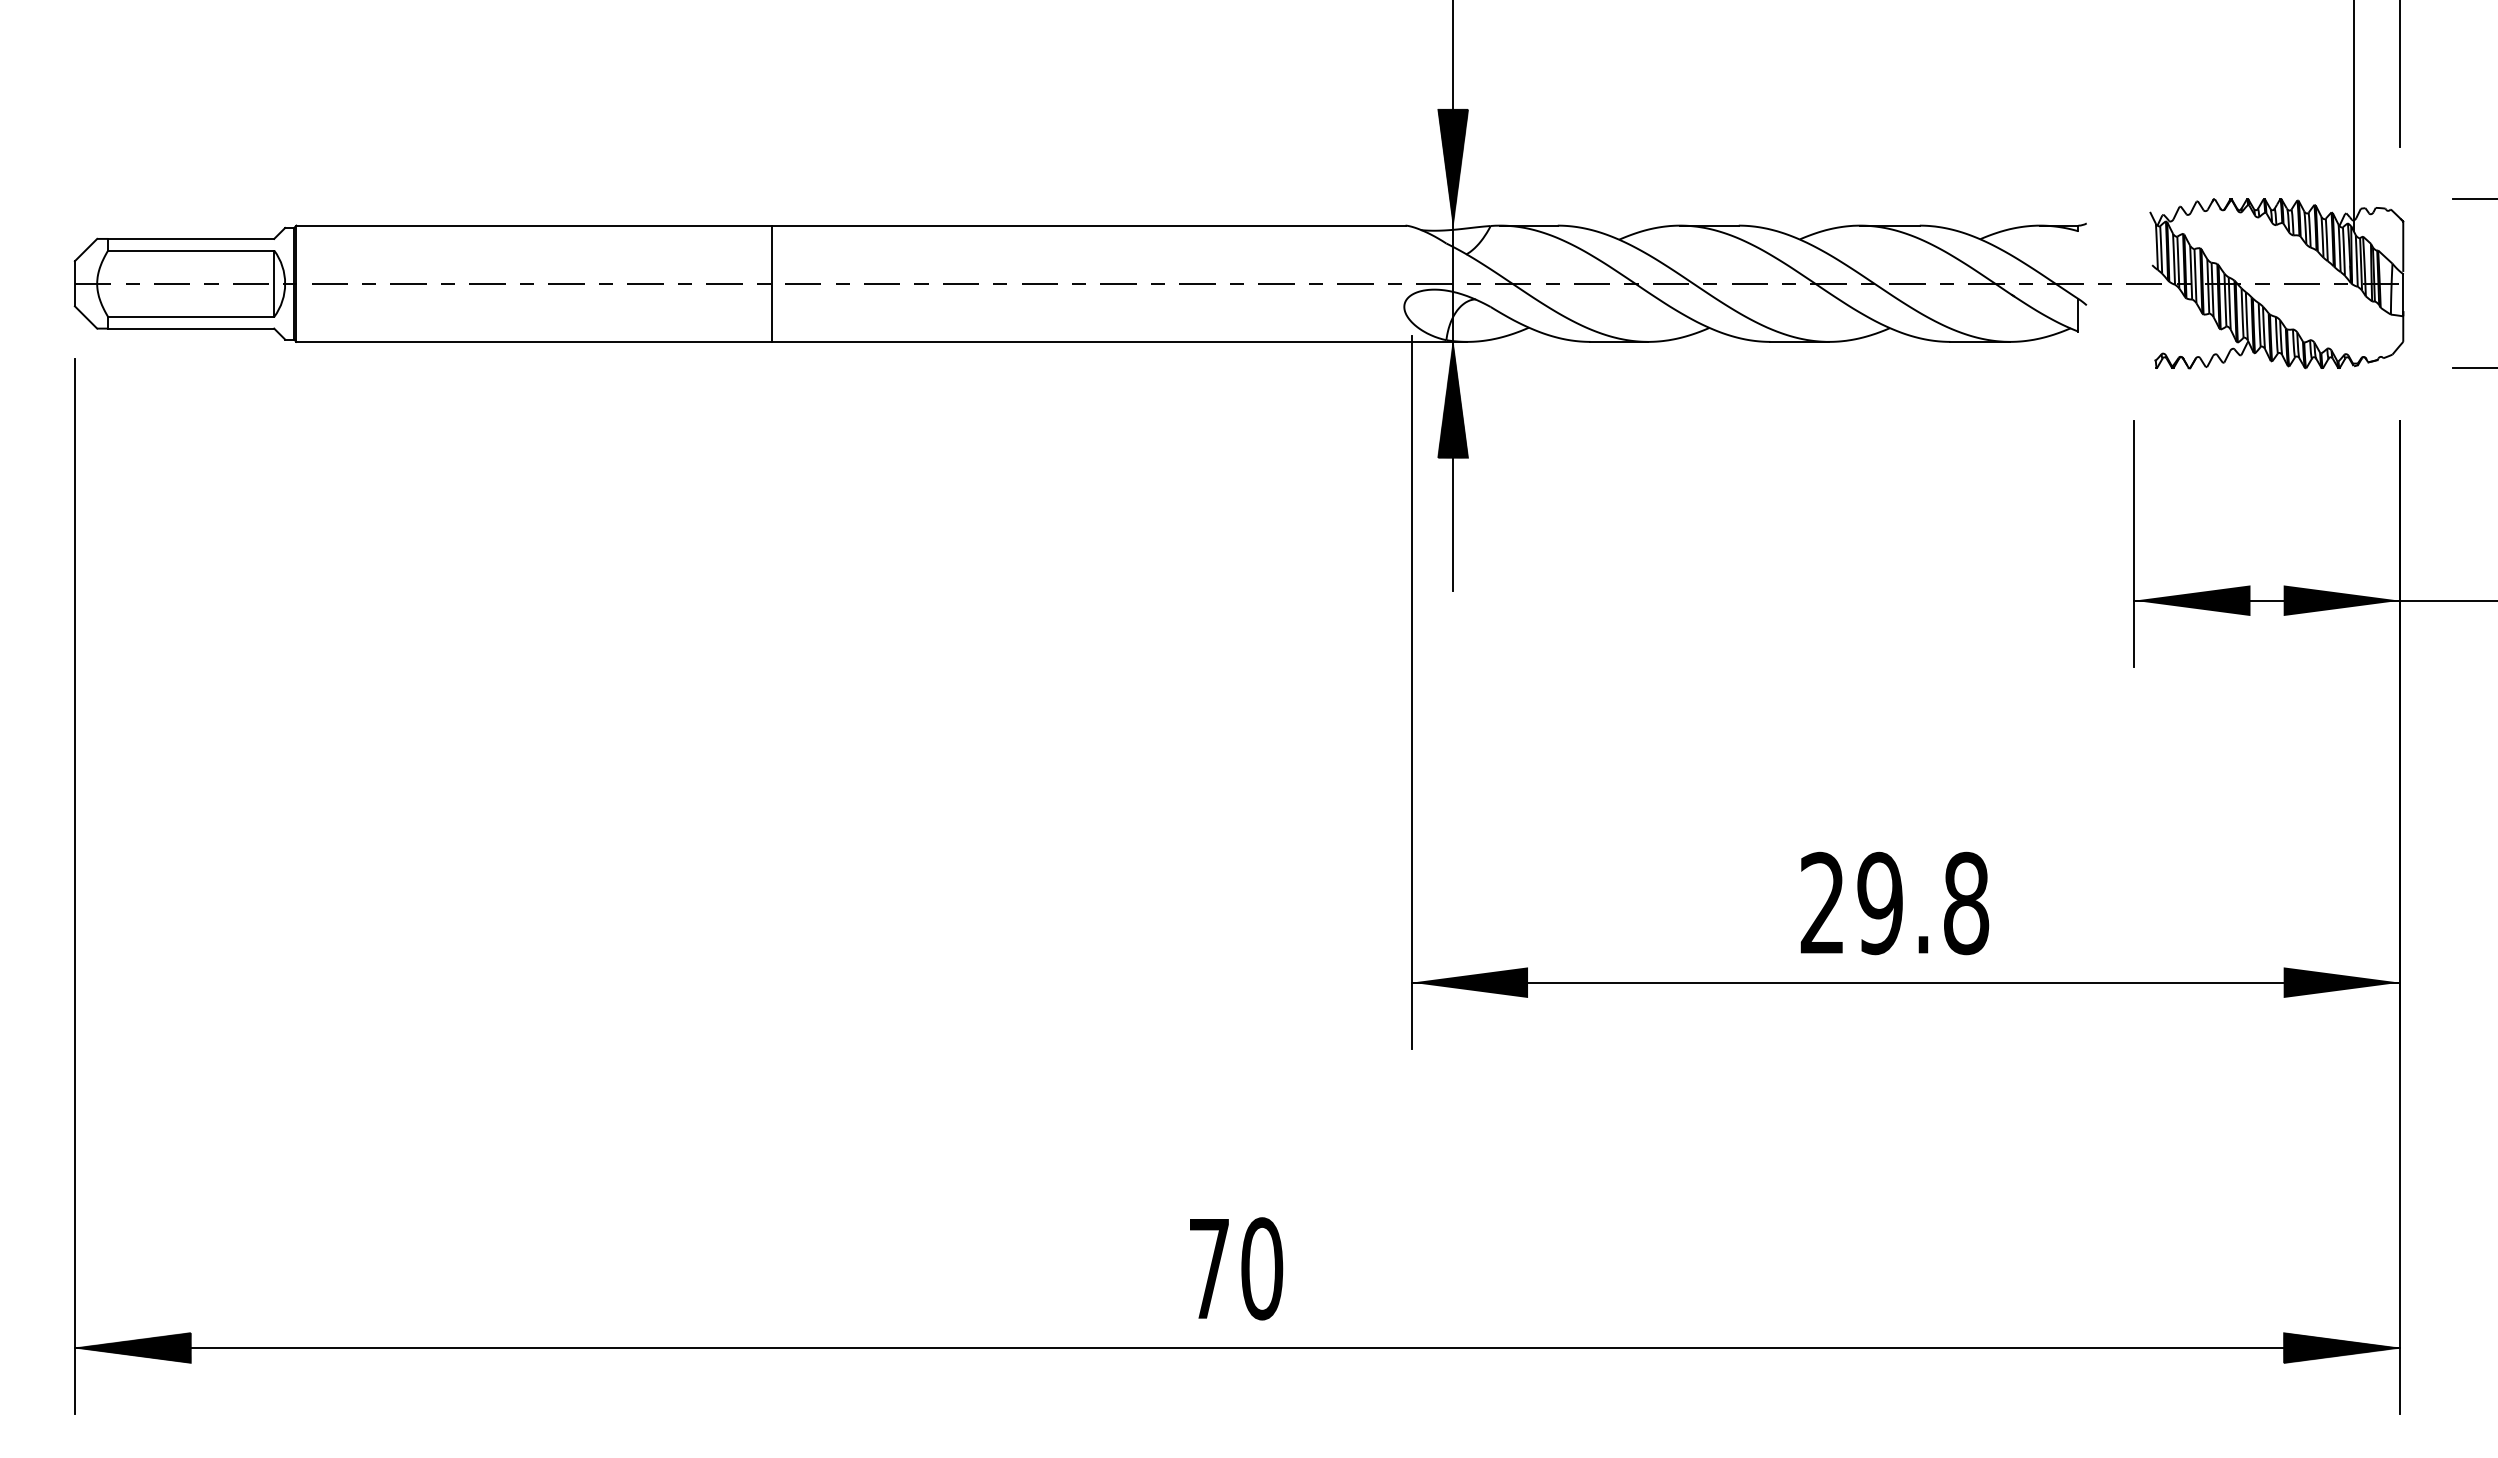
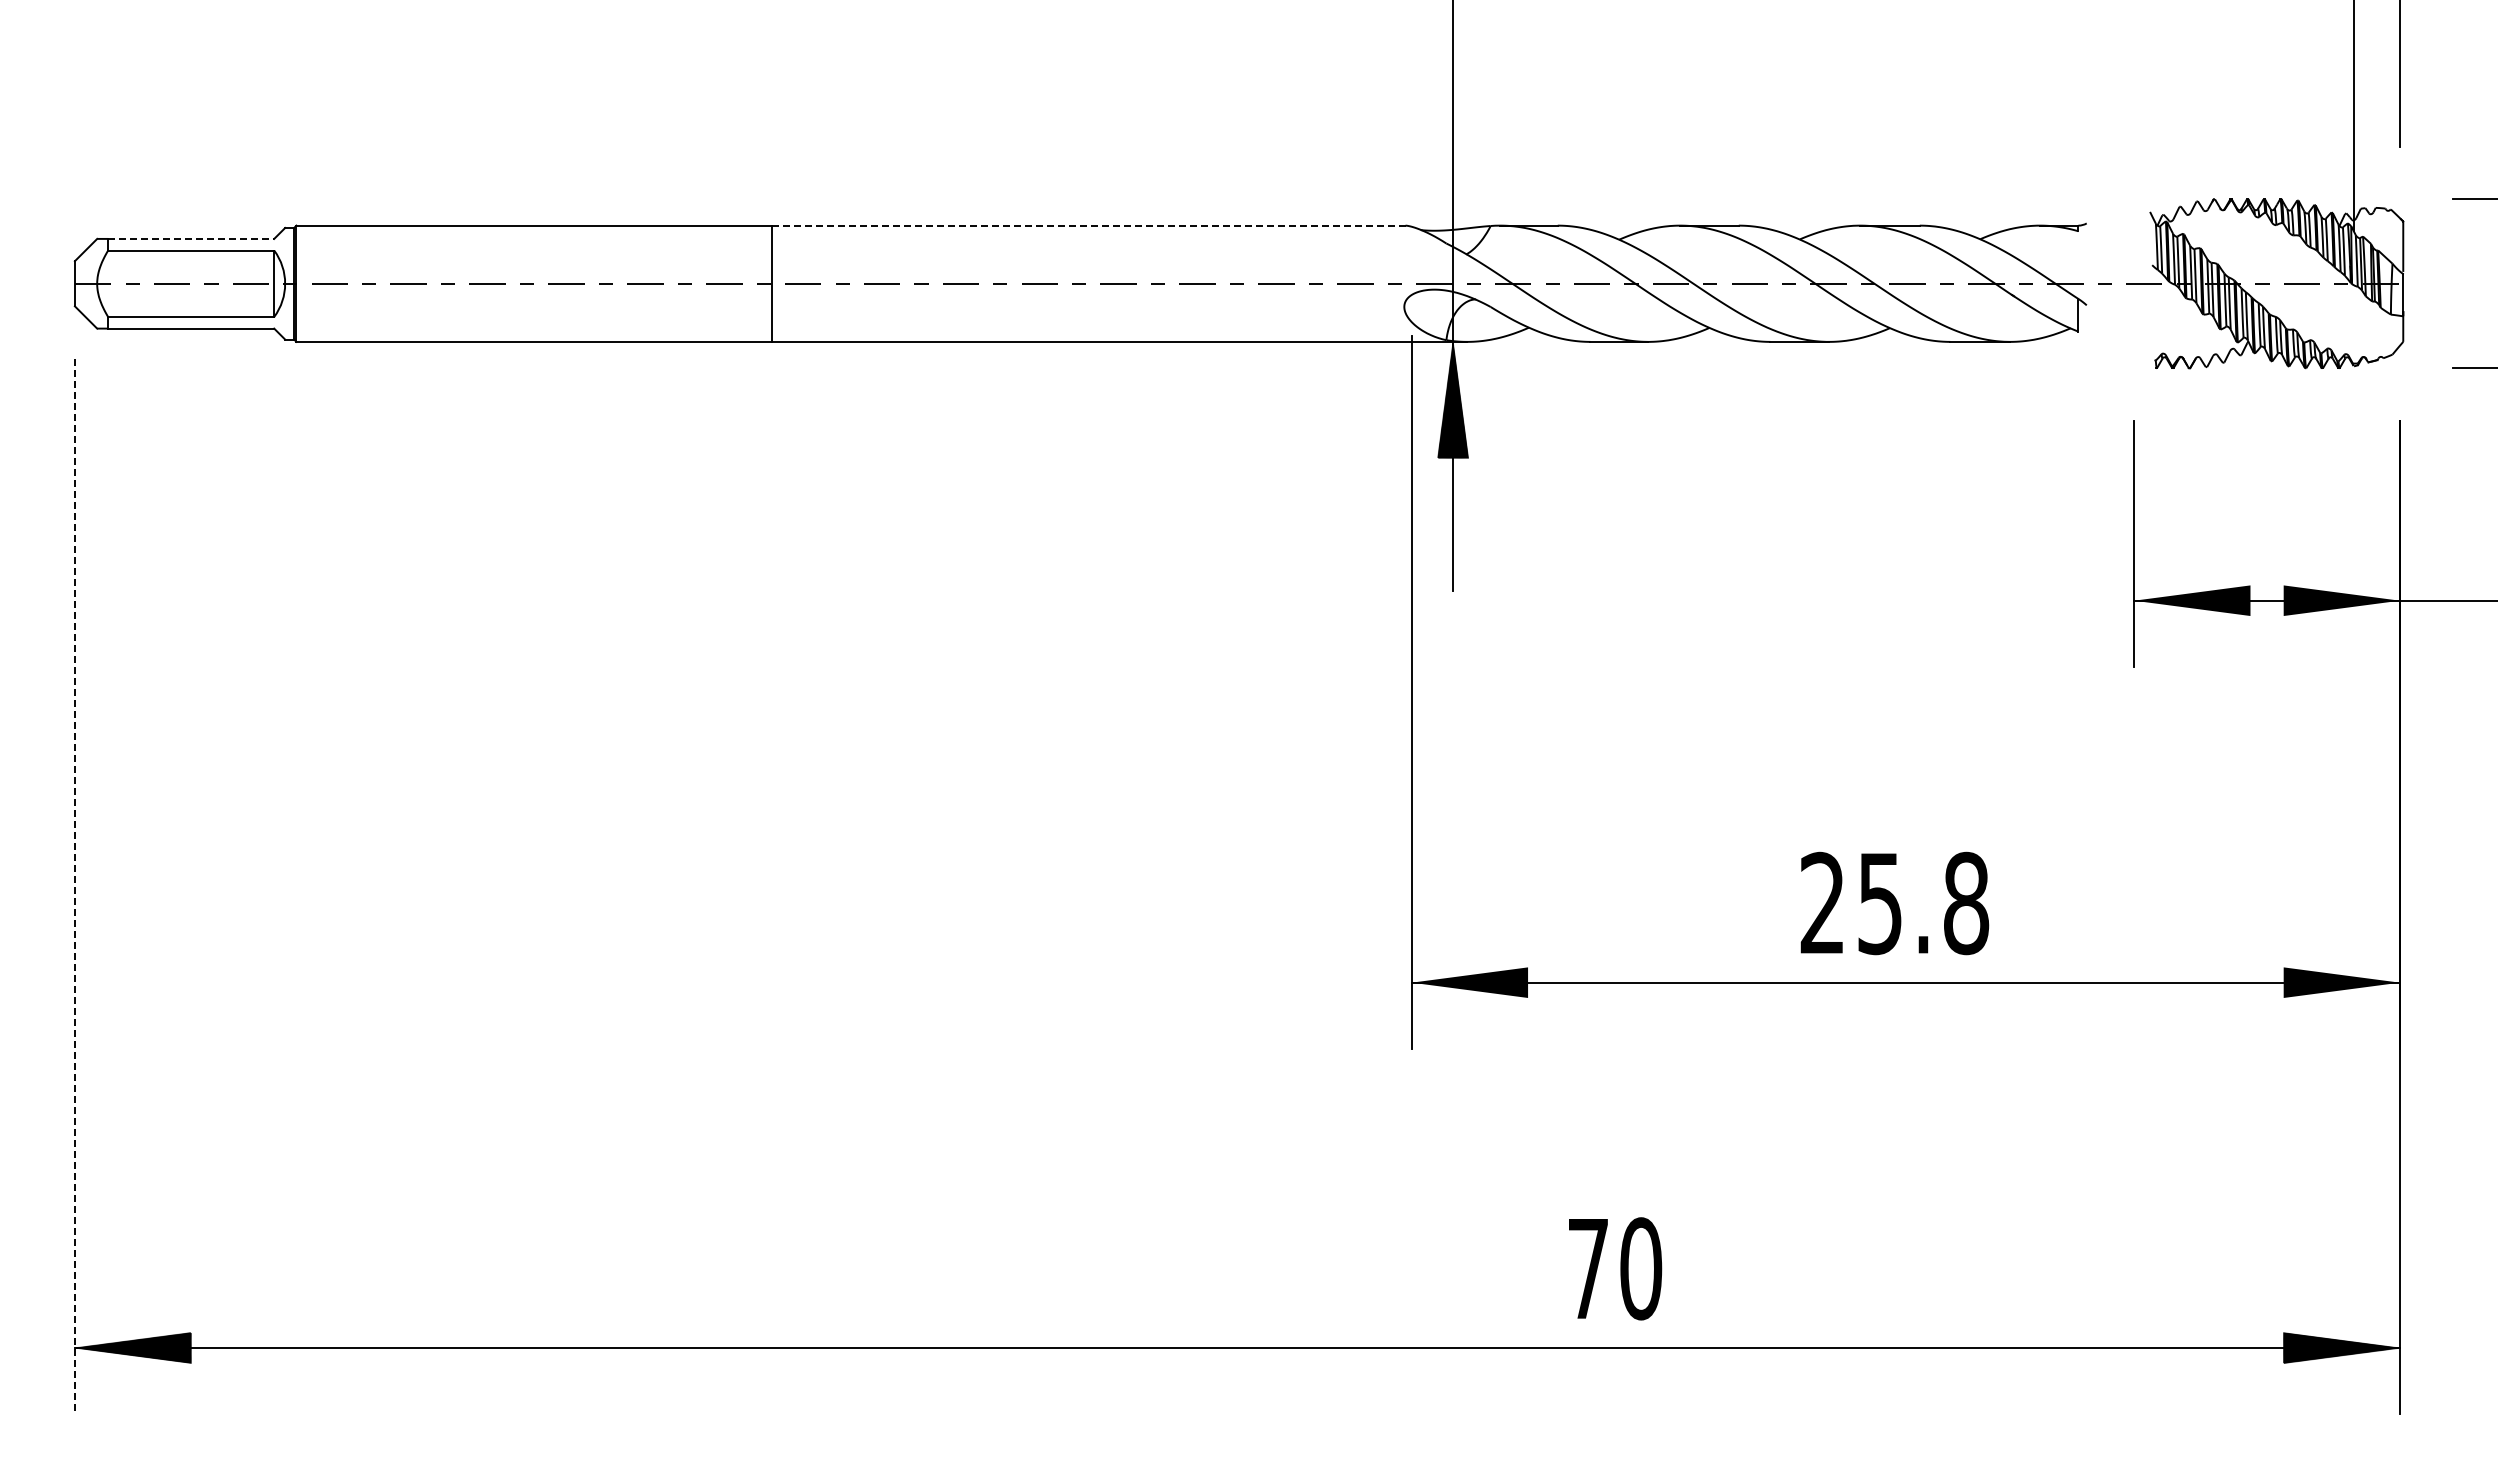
hatch: present -> none (1452, 167)
line: solid -> dashed (1089, 225)
line: solid -> dashed (191, 238)
line: solid -> dashed (74, 886)
text: 29.8 -> 25.8 (1879, 902)
text position: (1236, 1268) -> (1615, 1268) (1615, 1268)
